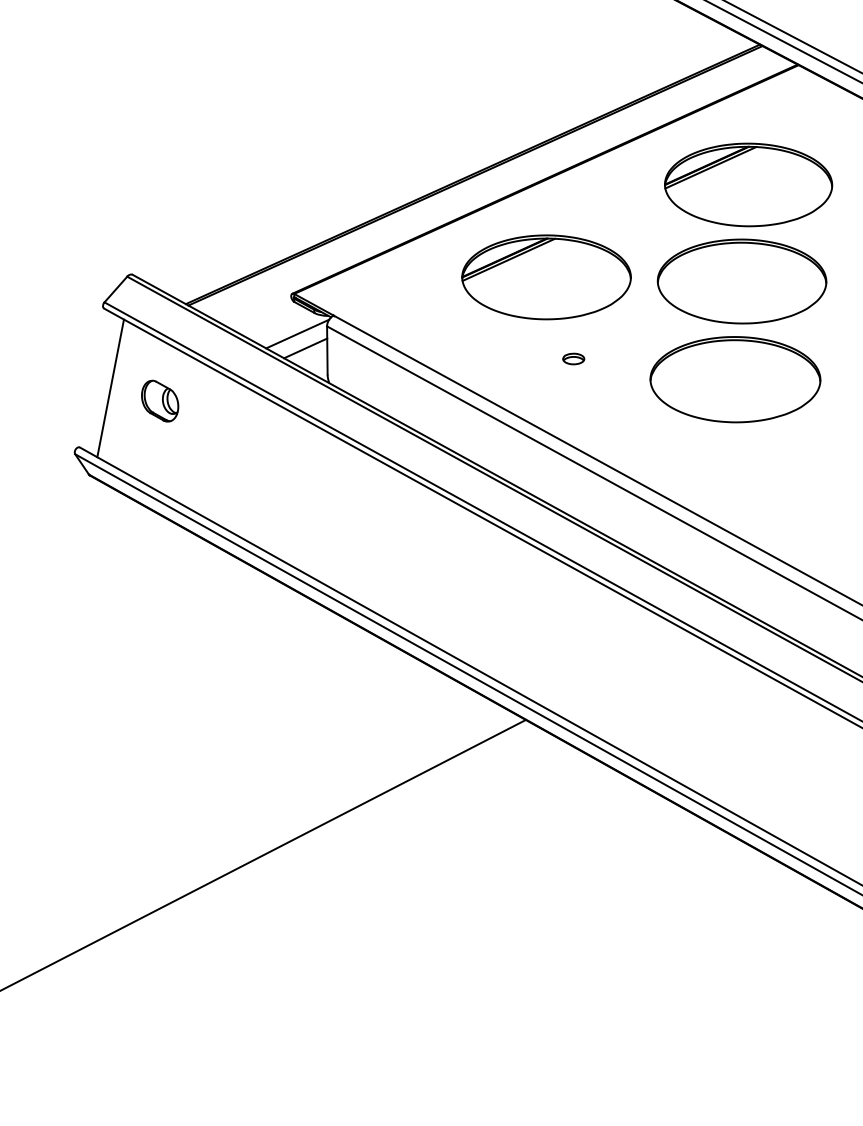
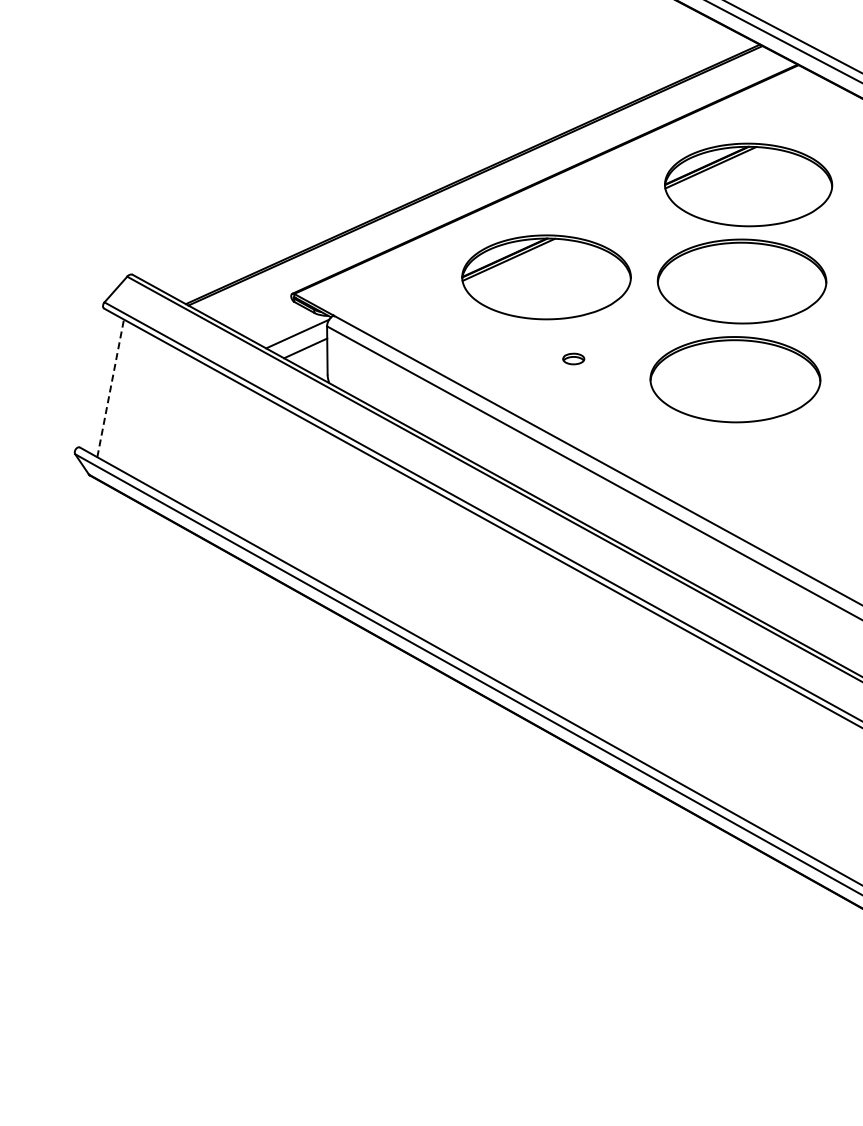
line: solid -> dashed (110, 387)
part: present -> none (160, 400)
line: present -> none (263, 854)
